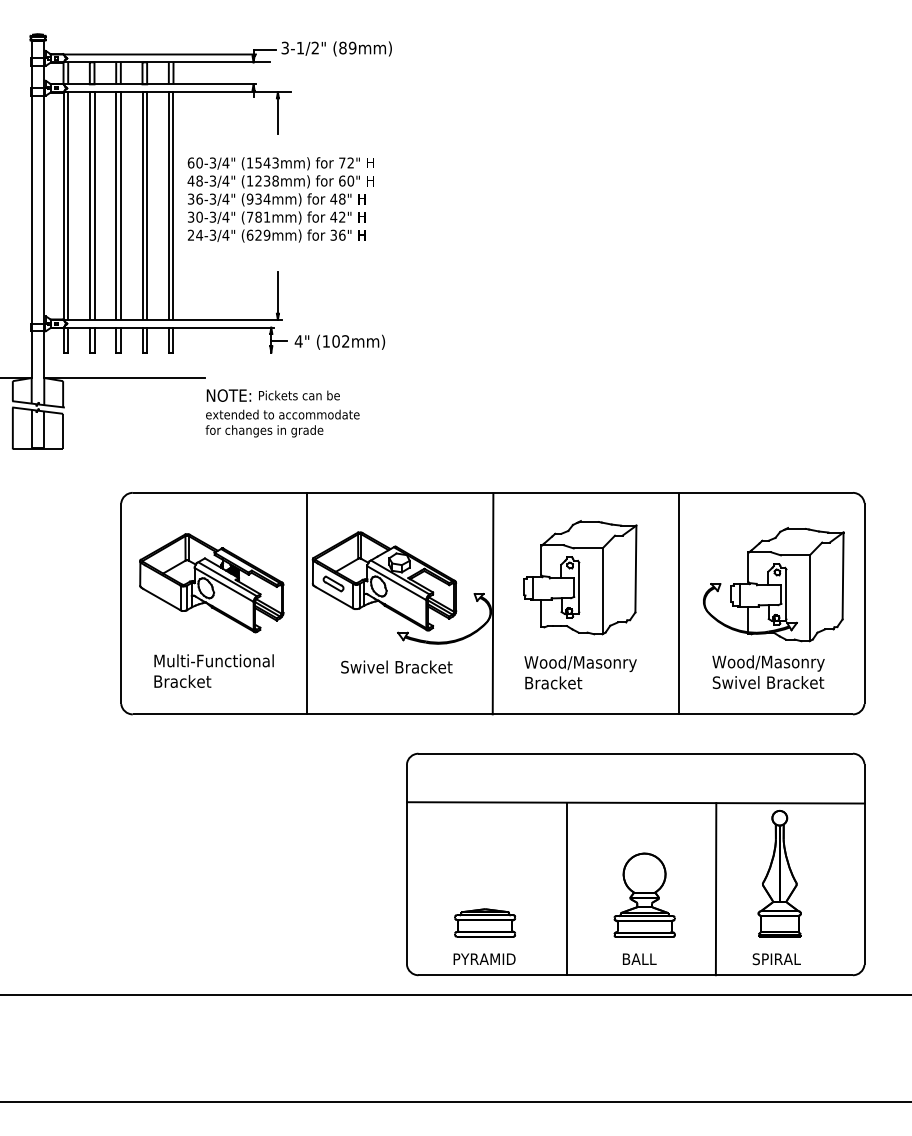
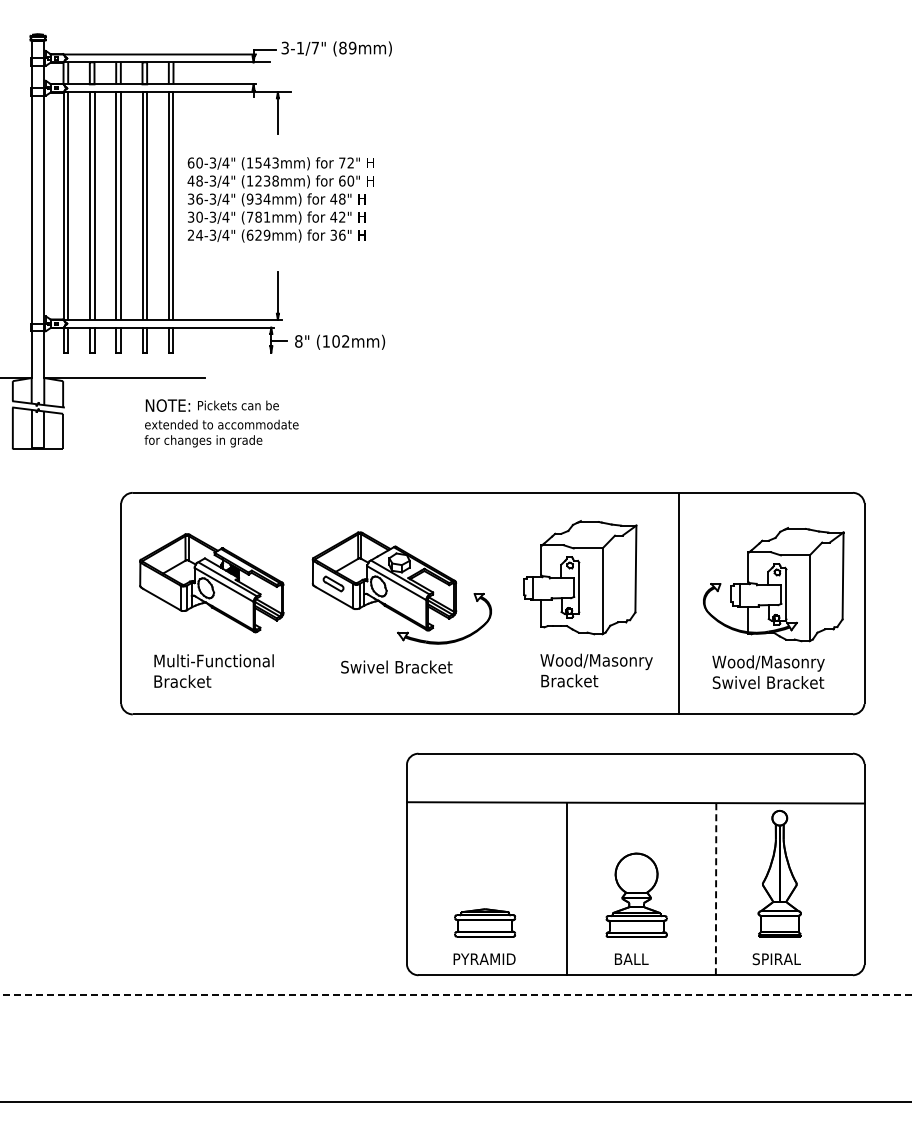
text: 3-1/2" -> 3-1/7" (314, 47)
text: 4" -> 8" (298, 341)
text position: (282, 413) -> (221, 423) (221, 423)
line: present -> none (307, 603)
line: present -> none (492, 603)
text position: (580, 672) -> (596, 670) (596, 670)
line: solid -> dashed (716, 888)
part position: (644, 908) -> (636, 908) (636, 908)
line: solid -> dashed (455, 995)
